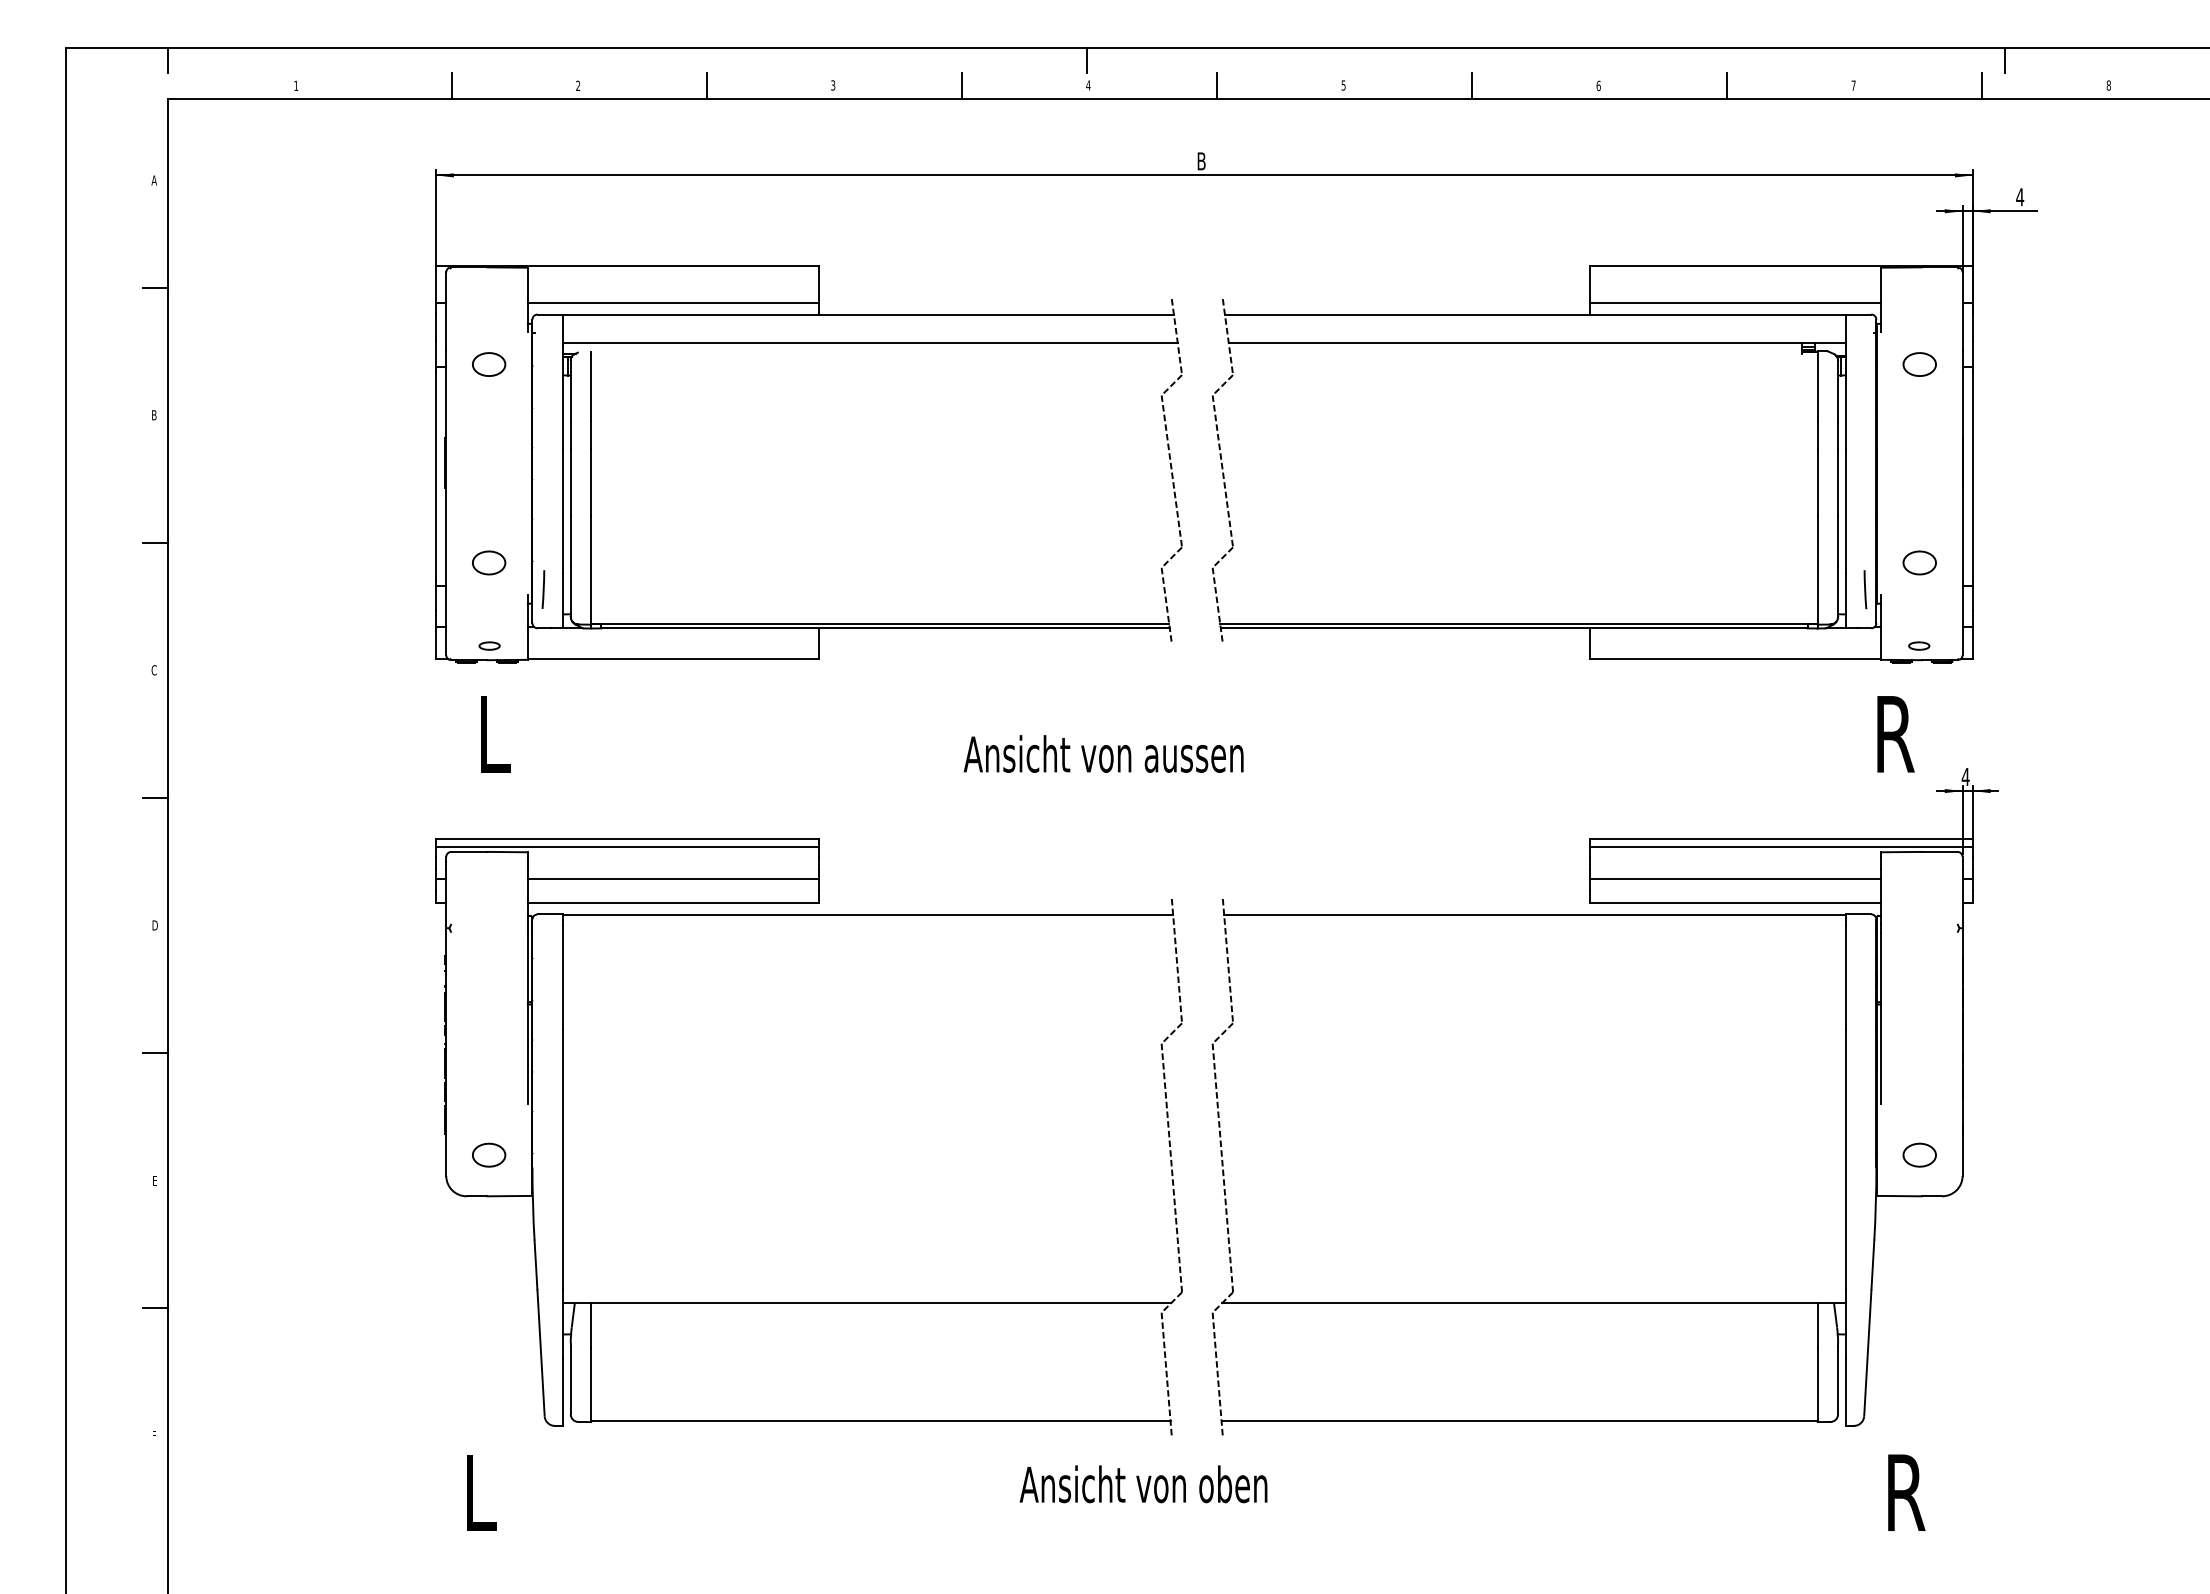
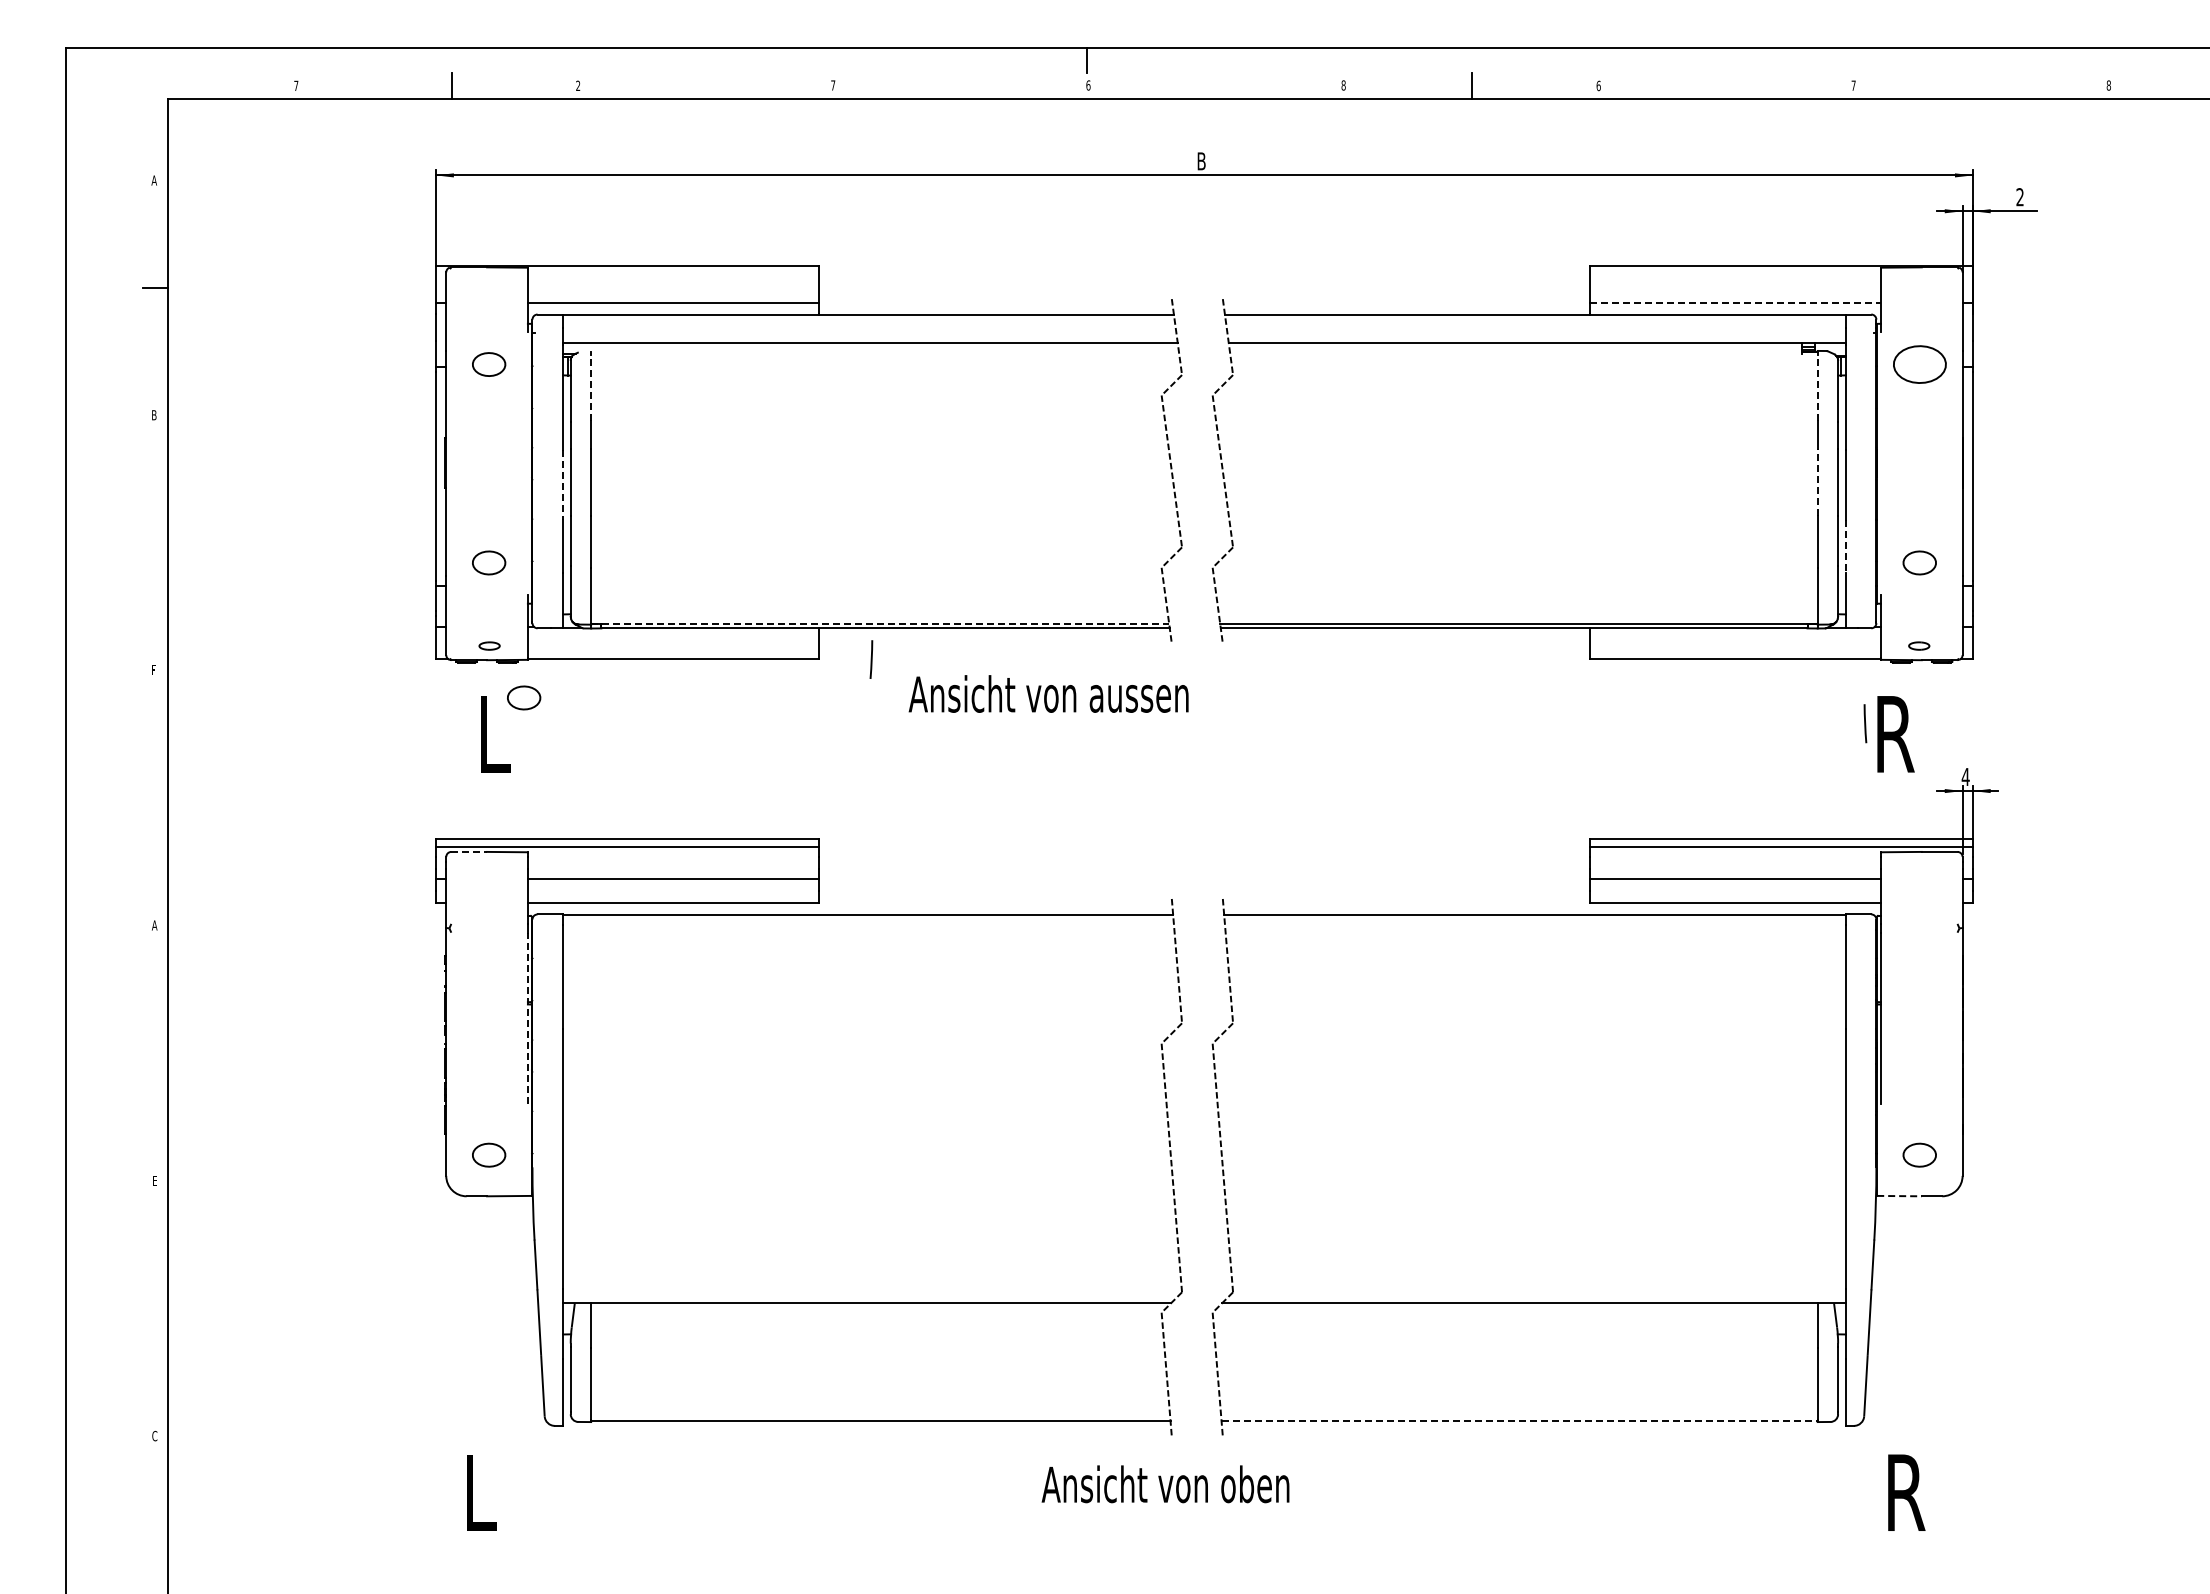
line: present -> none (168, 60)
line: present -> none (2005, 60)
text: 1 -> 7 (296, 85)
line: present -> none (706, 85)
text: 3 -> 7 (833, 85)
line: present -> none (961, 85)
text: 4 -> 6 (1088, 85)
line: present -> none (1216, 85)
text: 5 -> 8 (1343, 85)
line: present -> none (1727, 85)
line: present -> none (1982, 85)
text: 4 -> 2 (2020, 197)
line: solid -> dashed (1736, 302)
part size: 35x25 px -> 54x39 px (1919, 364)
line: solid -> dashed (591, 387)
line: solid -> dashed (1817, 387)
line: solid -> dashed (1817, 482)
line: solid -> dashed (563, 485)
line: present -> none (155, 542)
line: solid -> dashed (1845, 546)
line position: (543, 589) -> (871, 659) (871, 659)
line position: (1865, 589) -> (1865, 723) (1865, 723)
line: solid -> dashed (880, 623)
text: C -> F (153, 670)
part: none -> present (524, 697)
text position: (1103, 753) -> (1048, 693) (1048, 693)
line: present -> none (155, 797)
line: solid -> dashed (469, 851)
text: D -> A (154, 925)
line: solid -> dashed (527, 1018)
line: present -> none (155, 1053)
line: solid -> dashed (1899, 1196)
line: present -> none (155, 1308)
line: solid -> dashed (1520, 1420)
text: F -> C (154, 1435)
text position: (1143, 1484) -> (1165, 1484) (1165, 1484)
